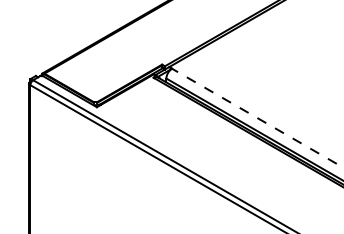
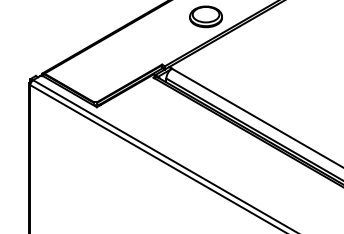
part: none -> present (205, 16)
line: dashed -> solid (256, 117)
